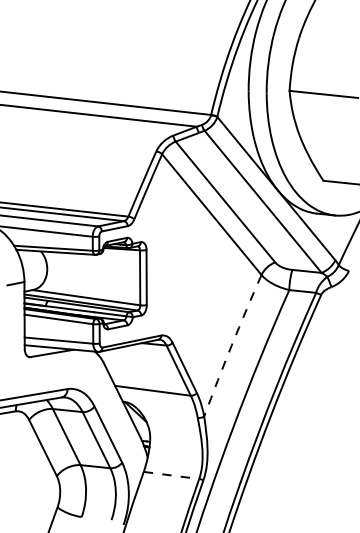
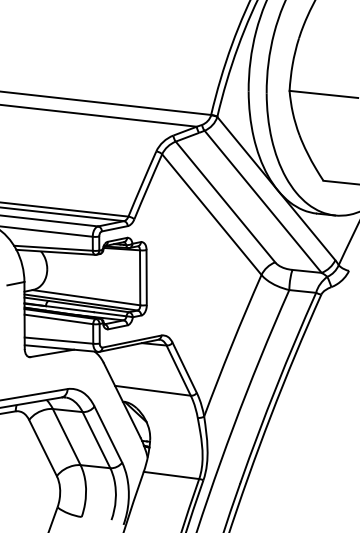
arc: dashed -> solid (231, 345)
line: dashed -> solid (171, 475)
